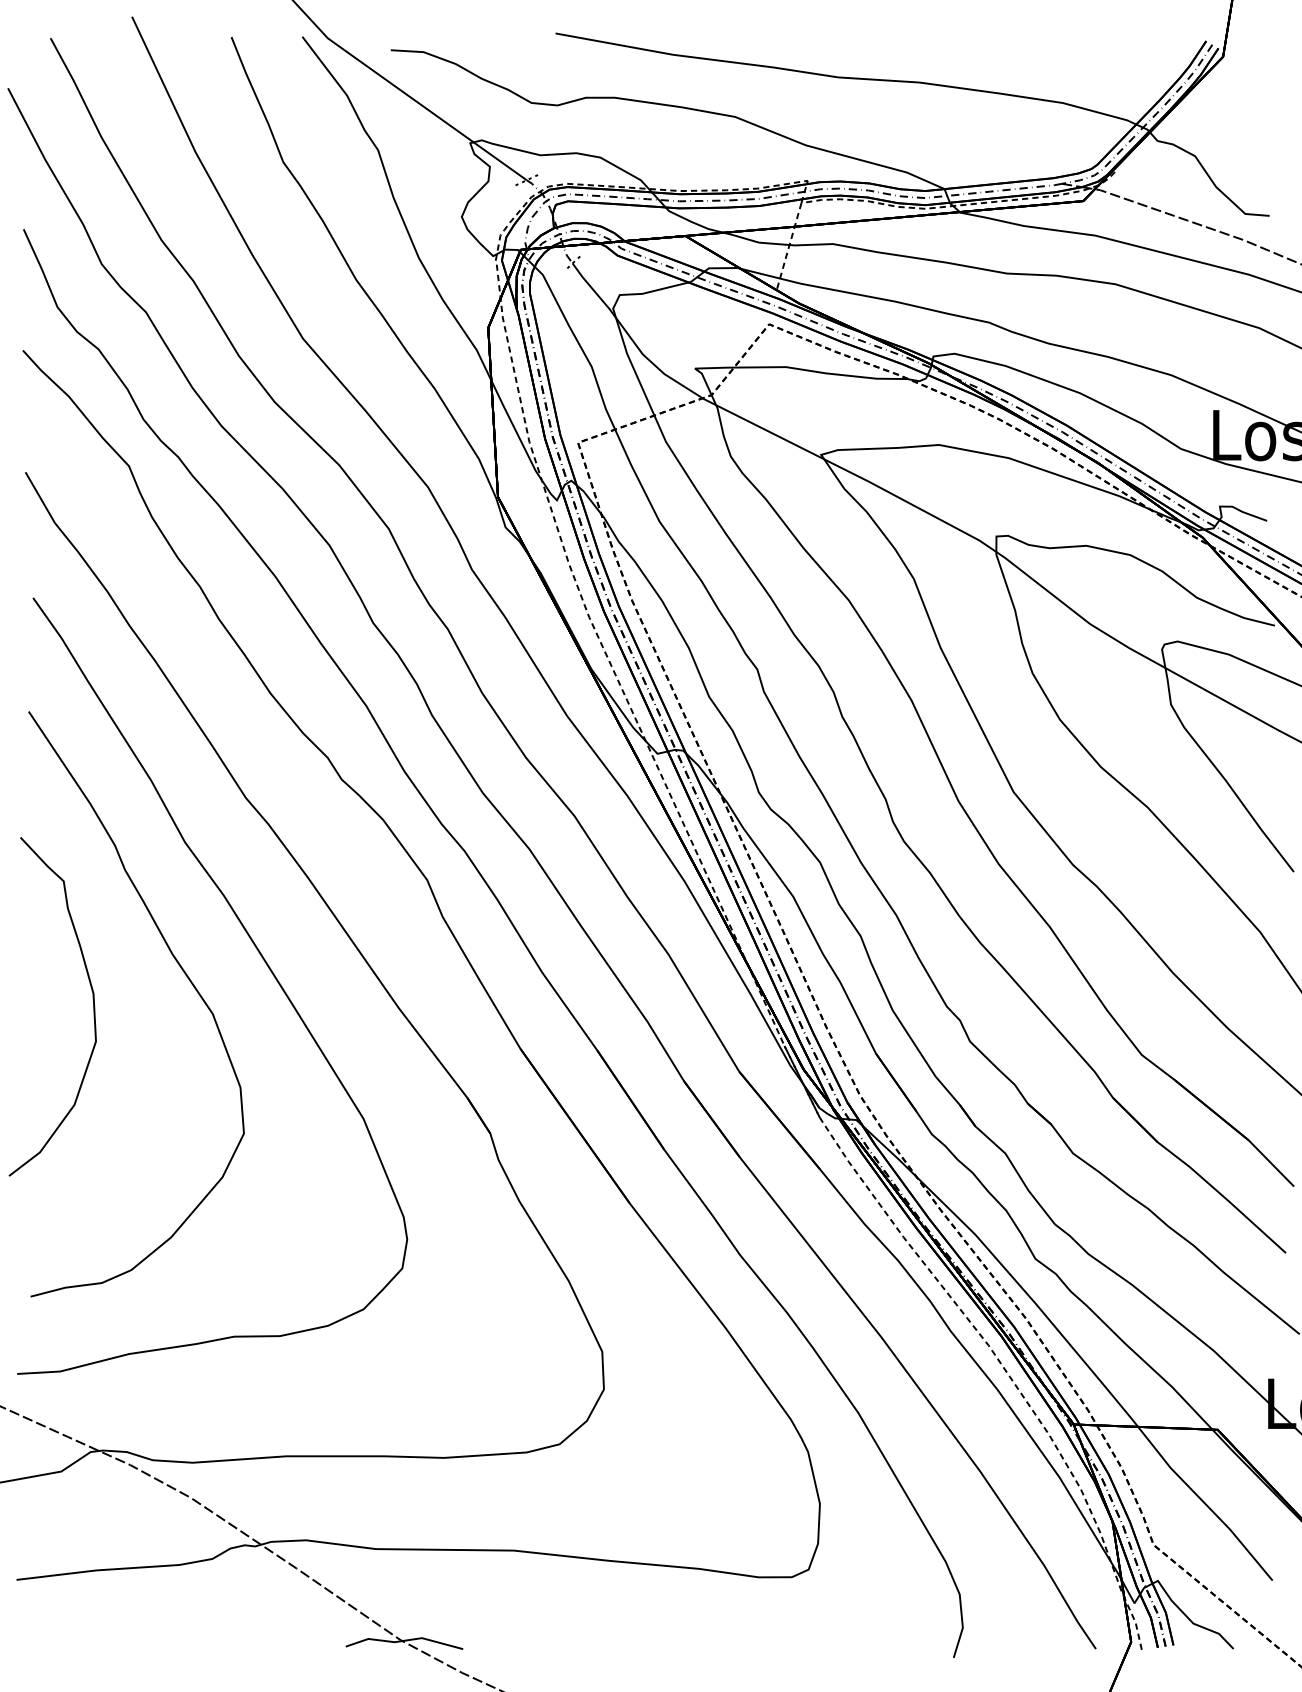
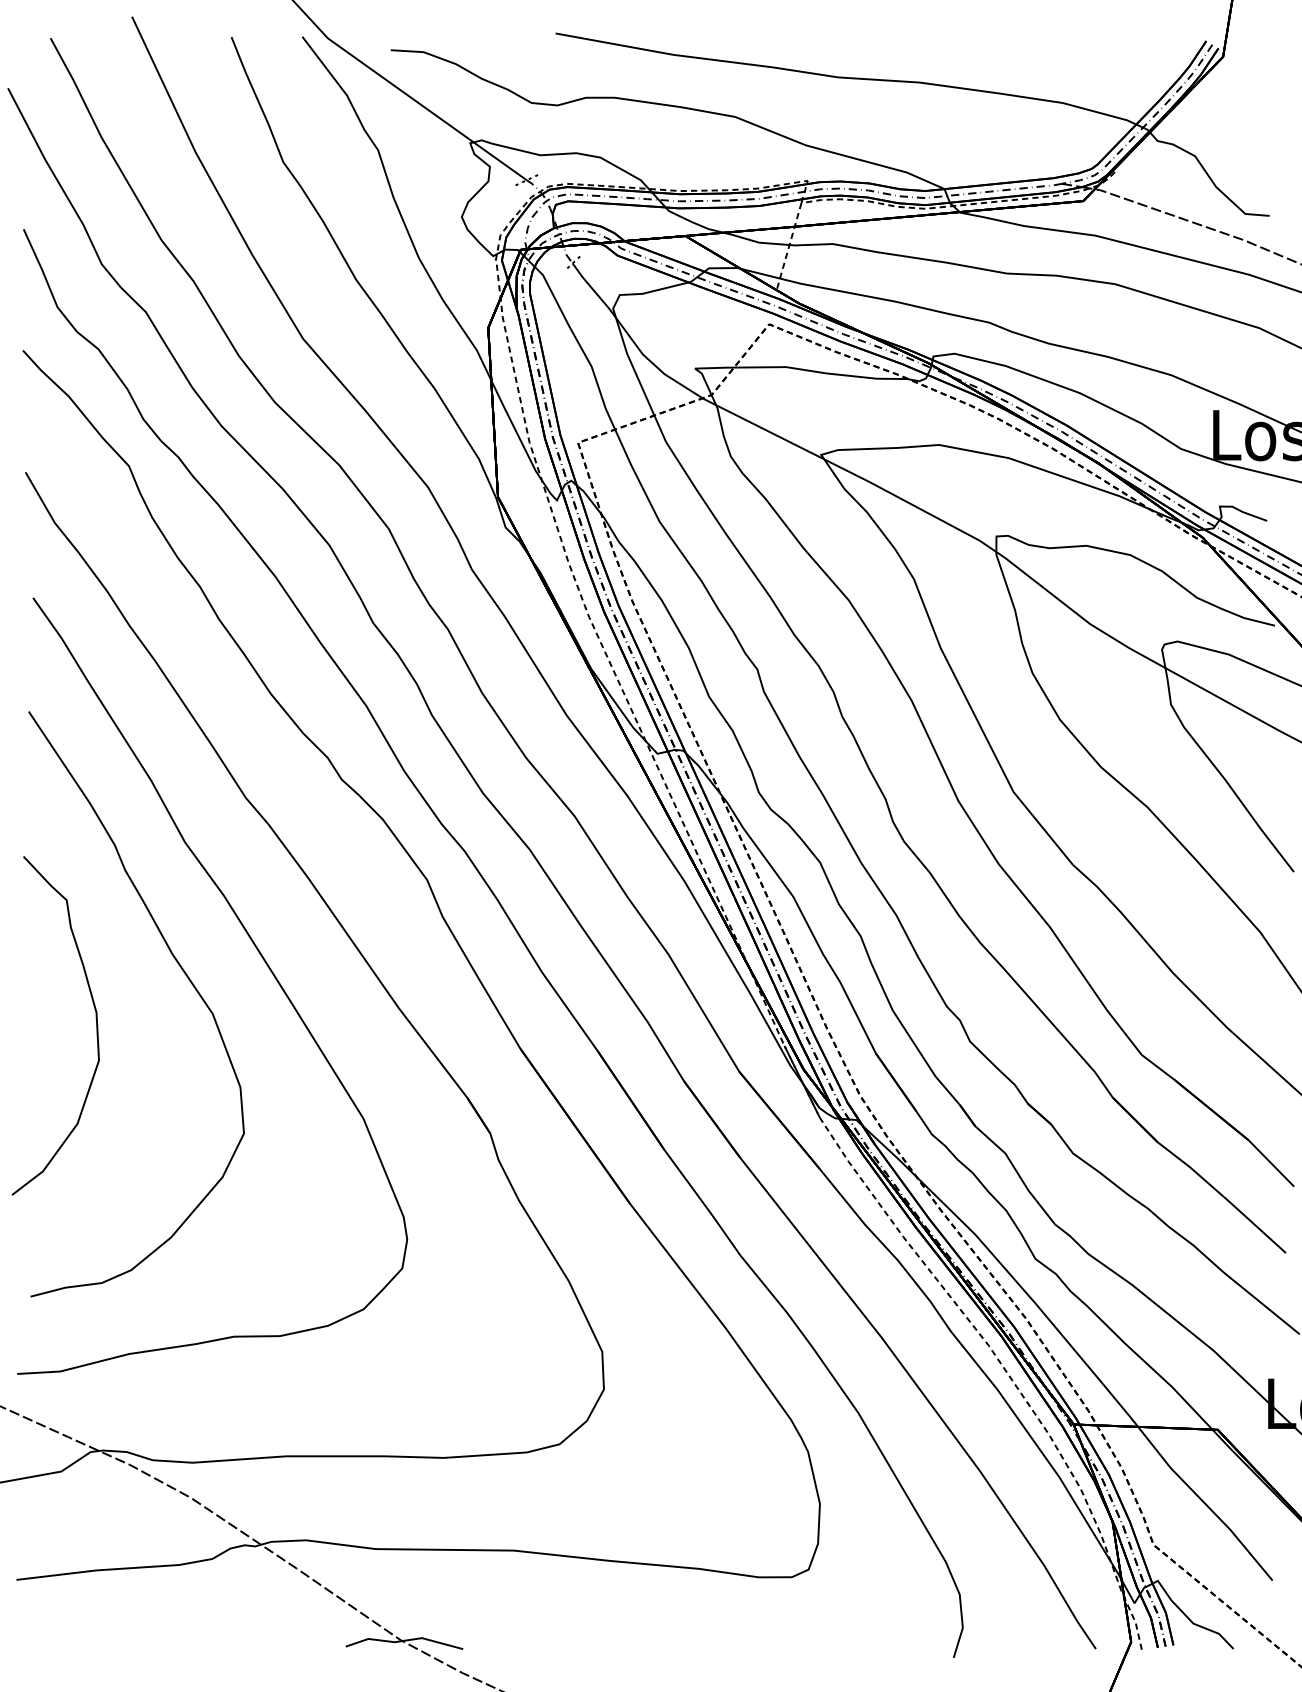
curve position: (92, 999) -> (95, 1018) (95, 1018)
